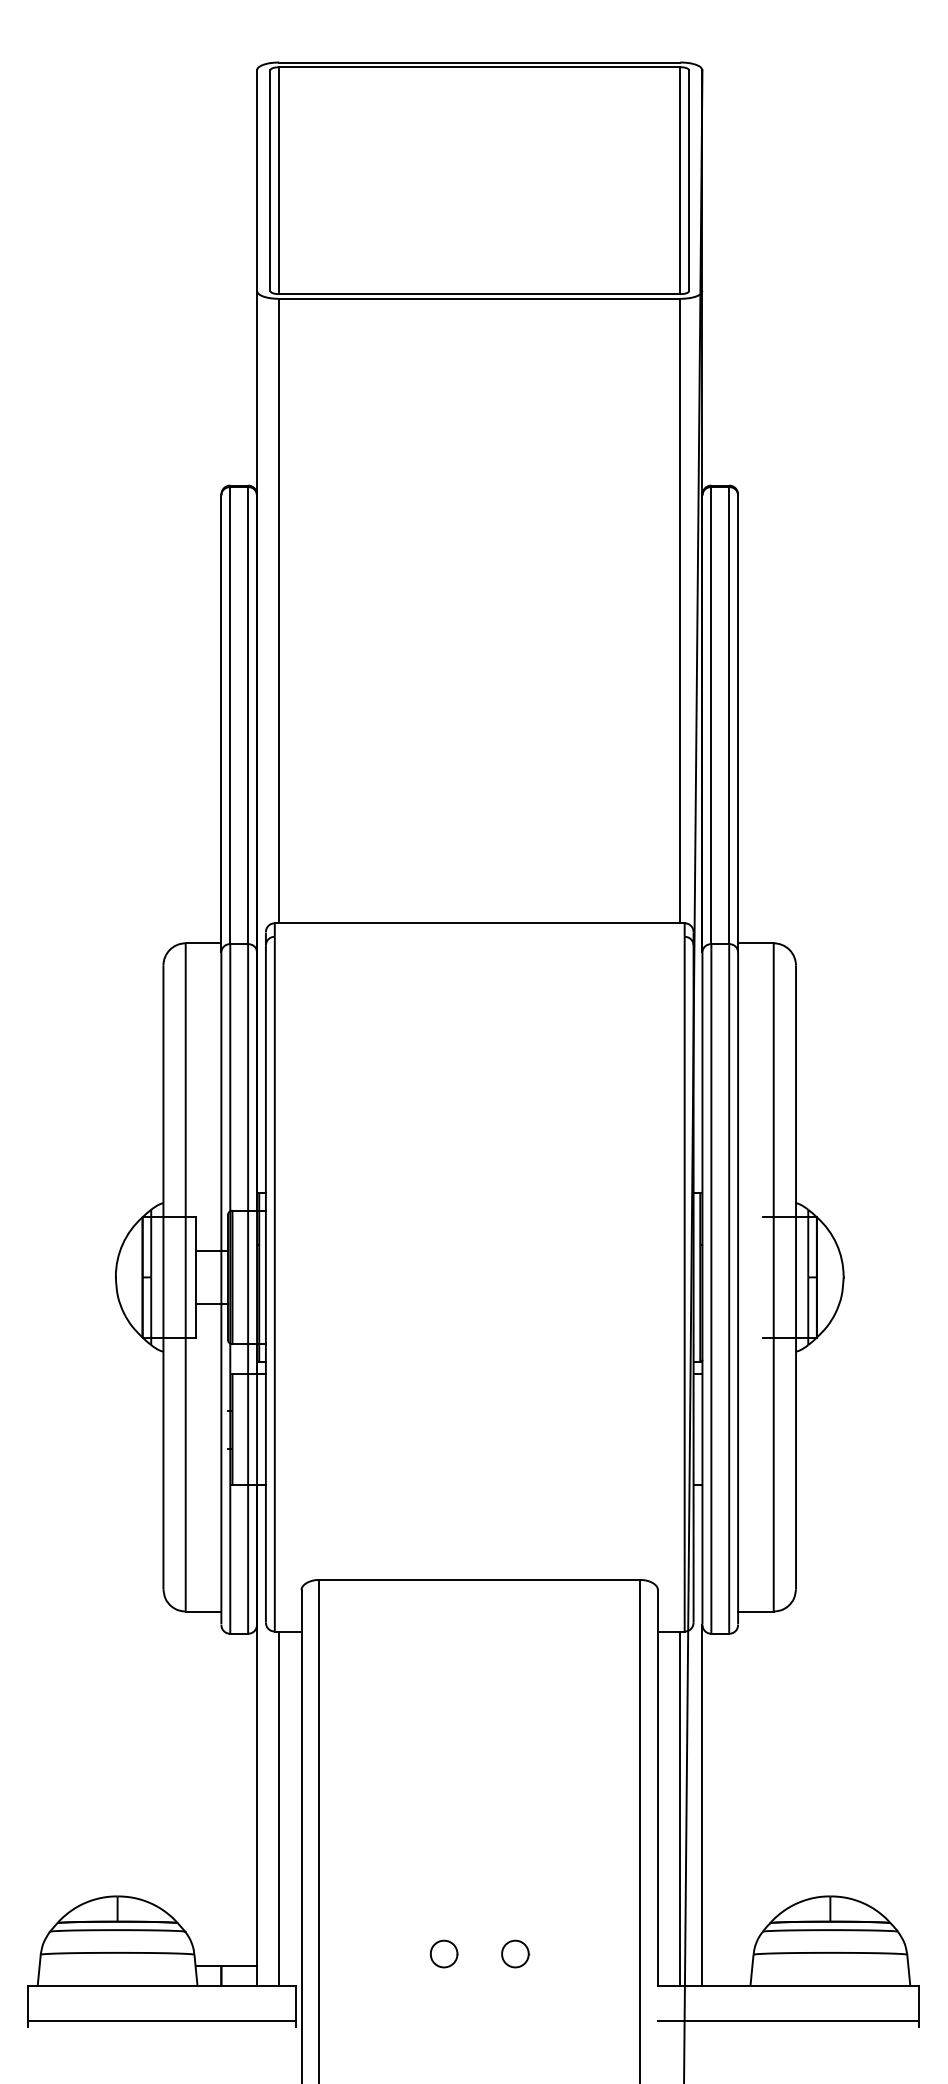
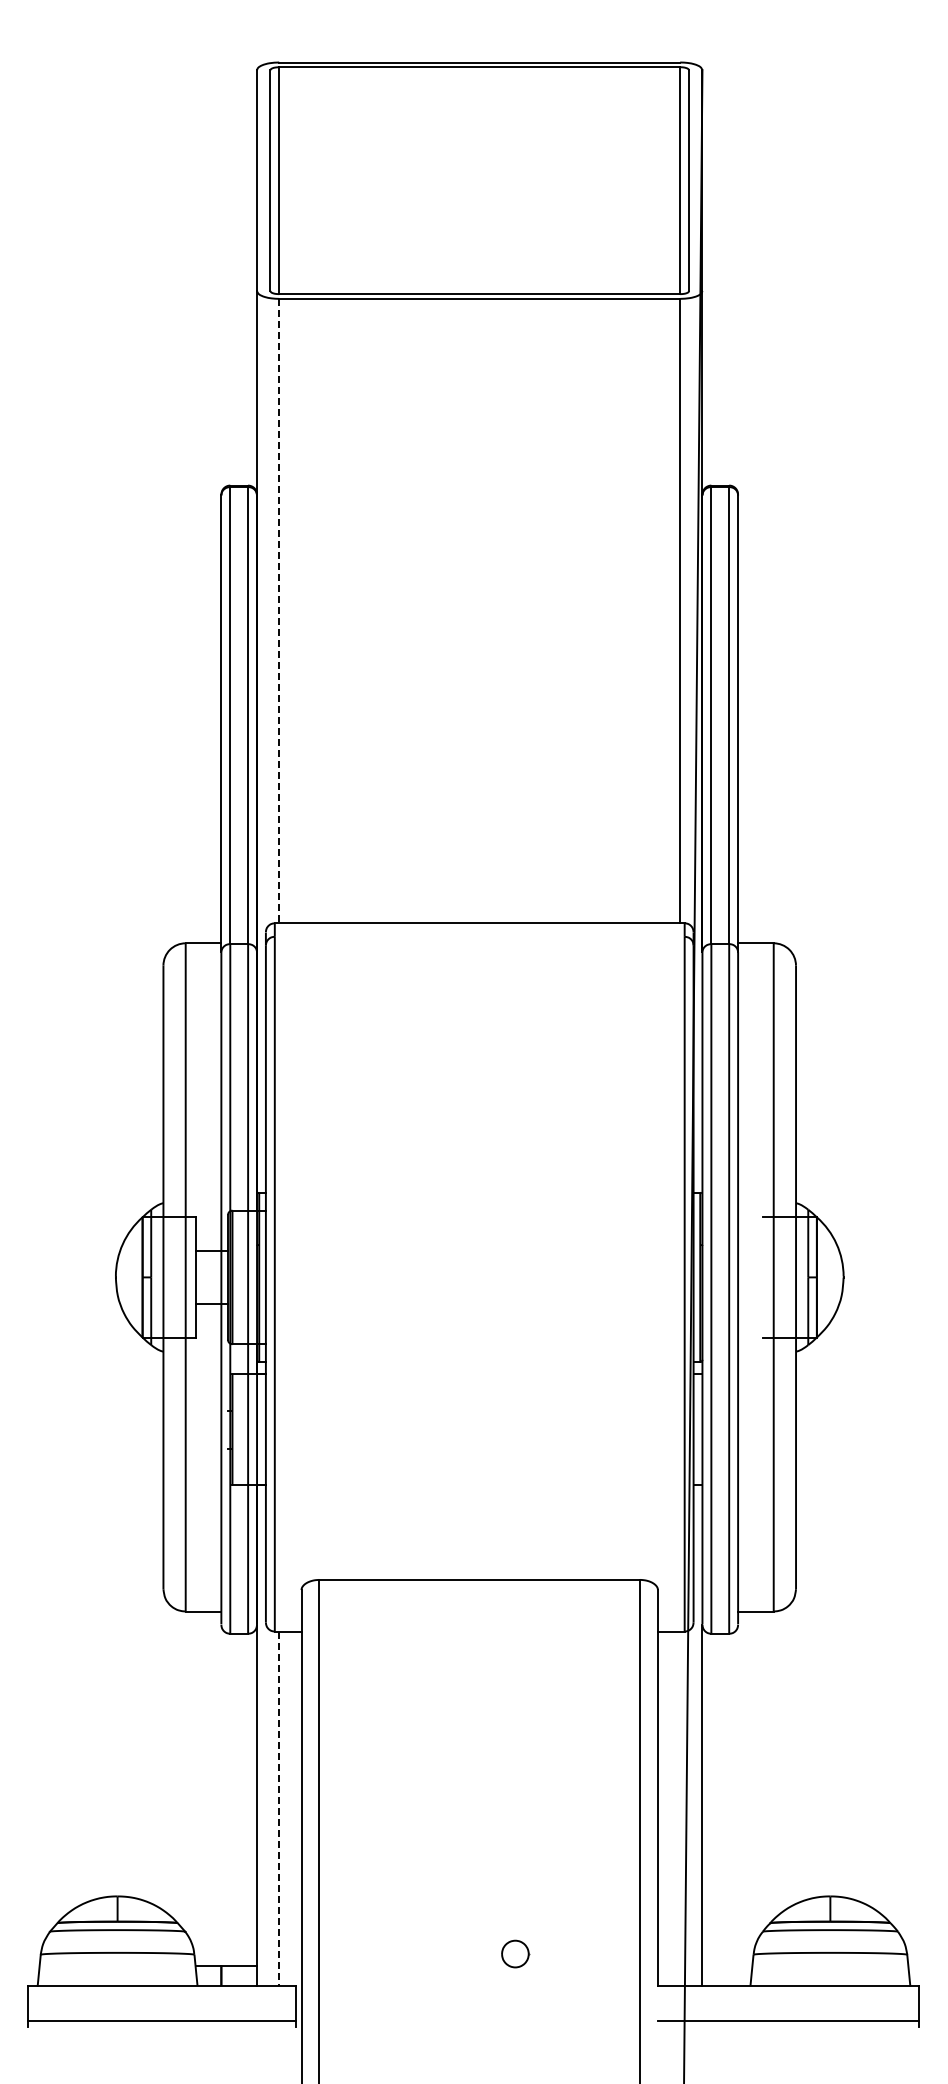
line: solid -> dashed (279, 611)
line: present -> none (680, 1808)
line: solid -> dashed (279, 1809)
part: present -> none (443, 1953)
